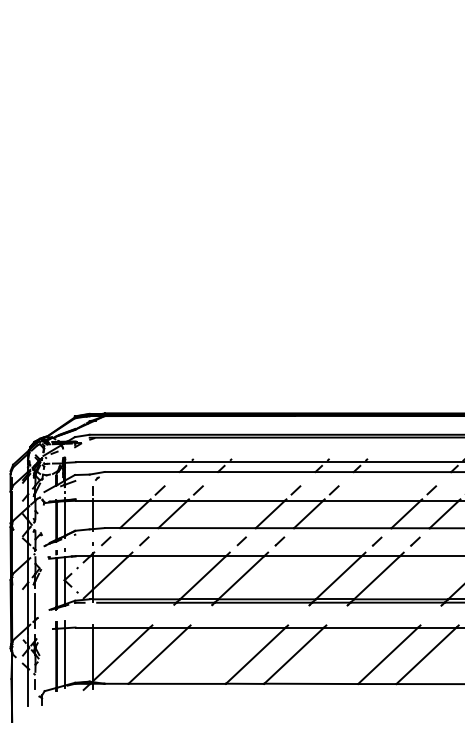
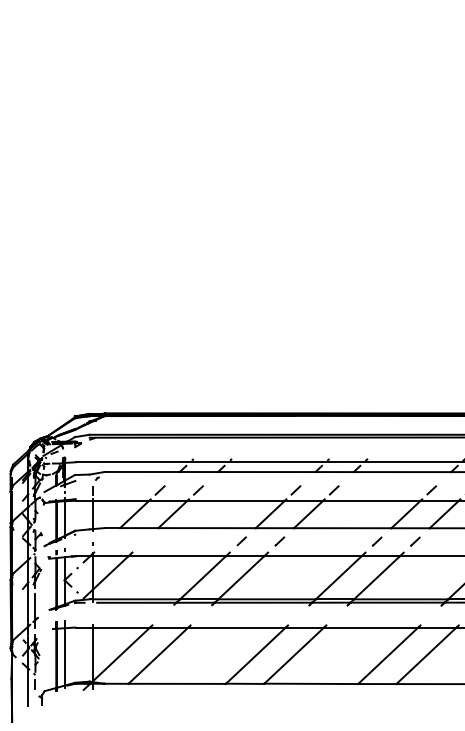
line: present -> none (106, 541)
line: present -> none (144, 541)
